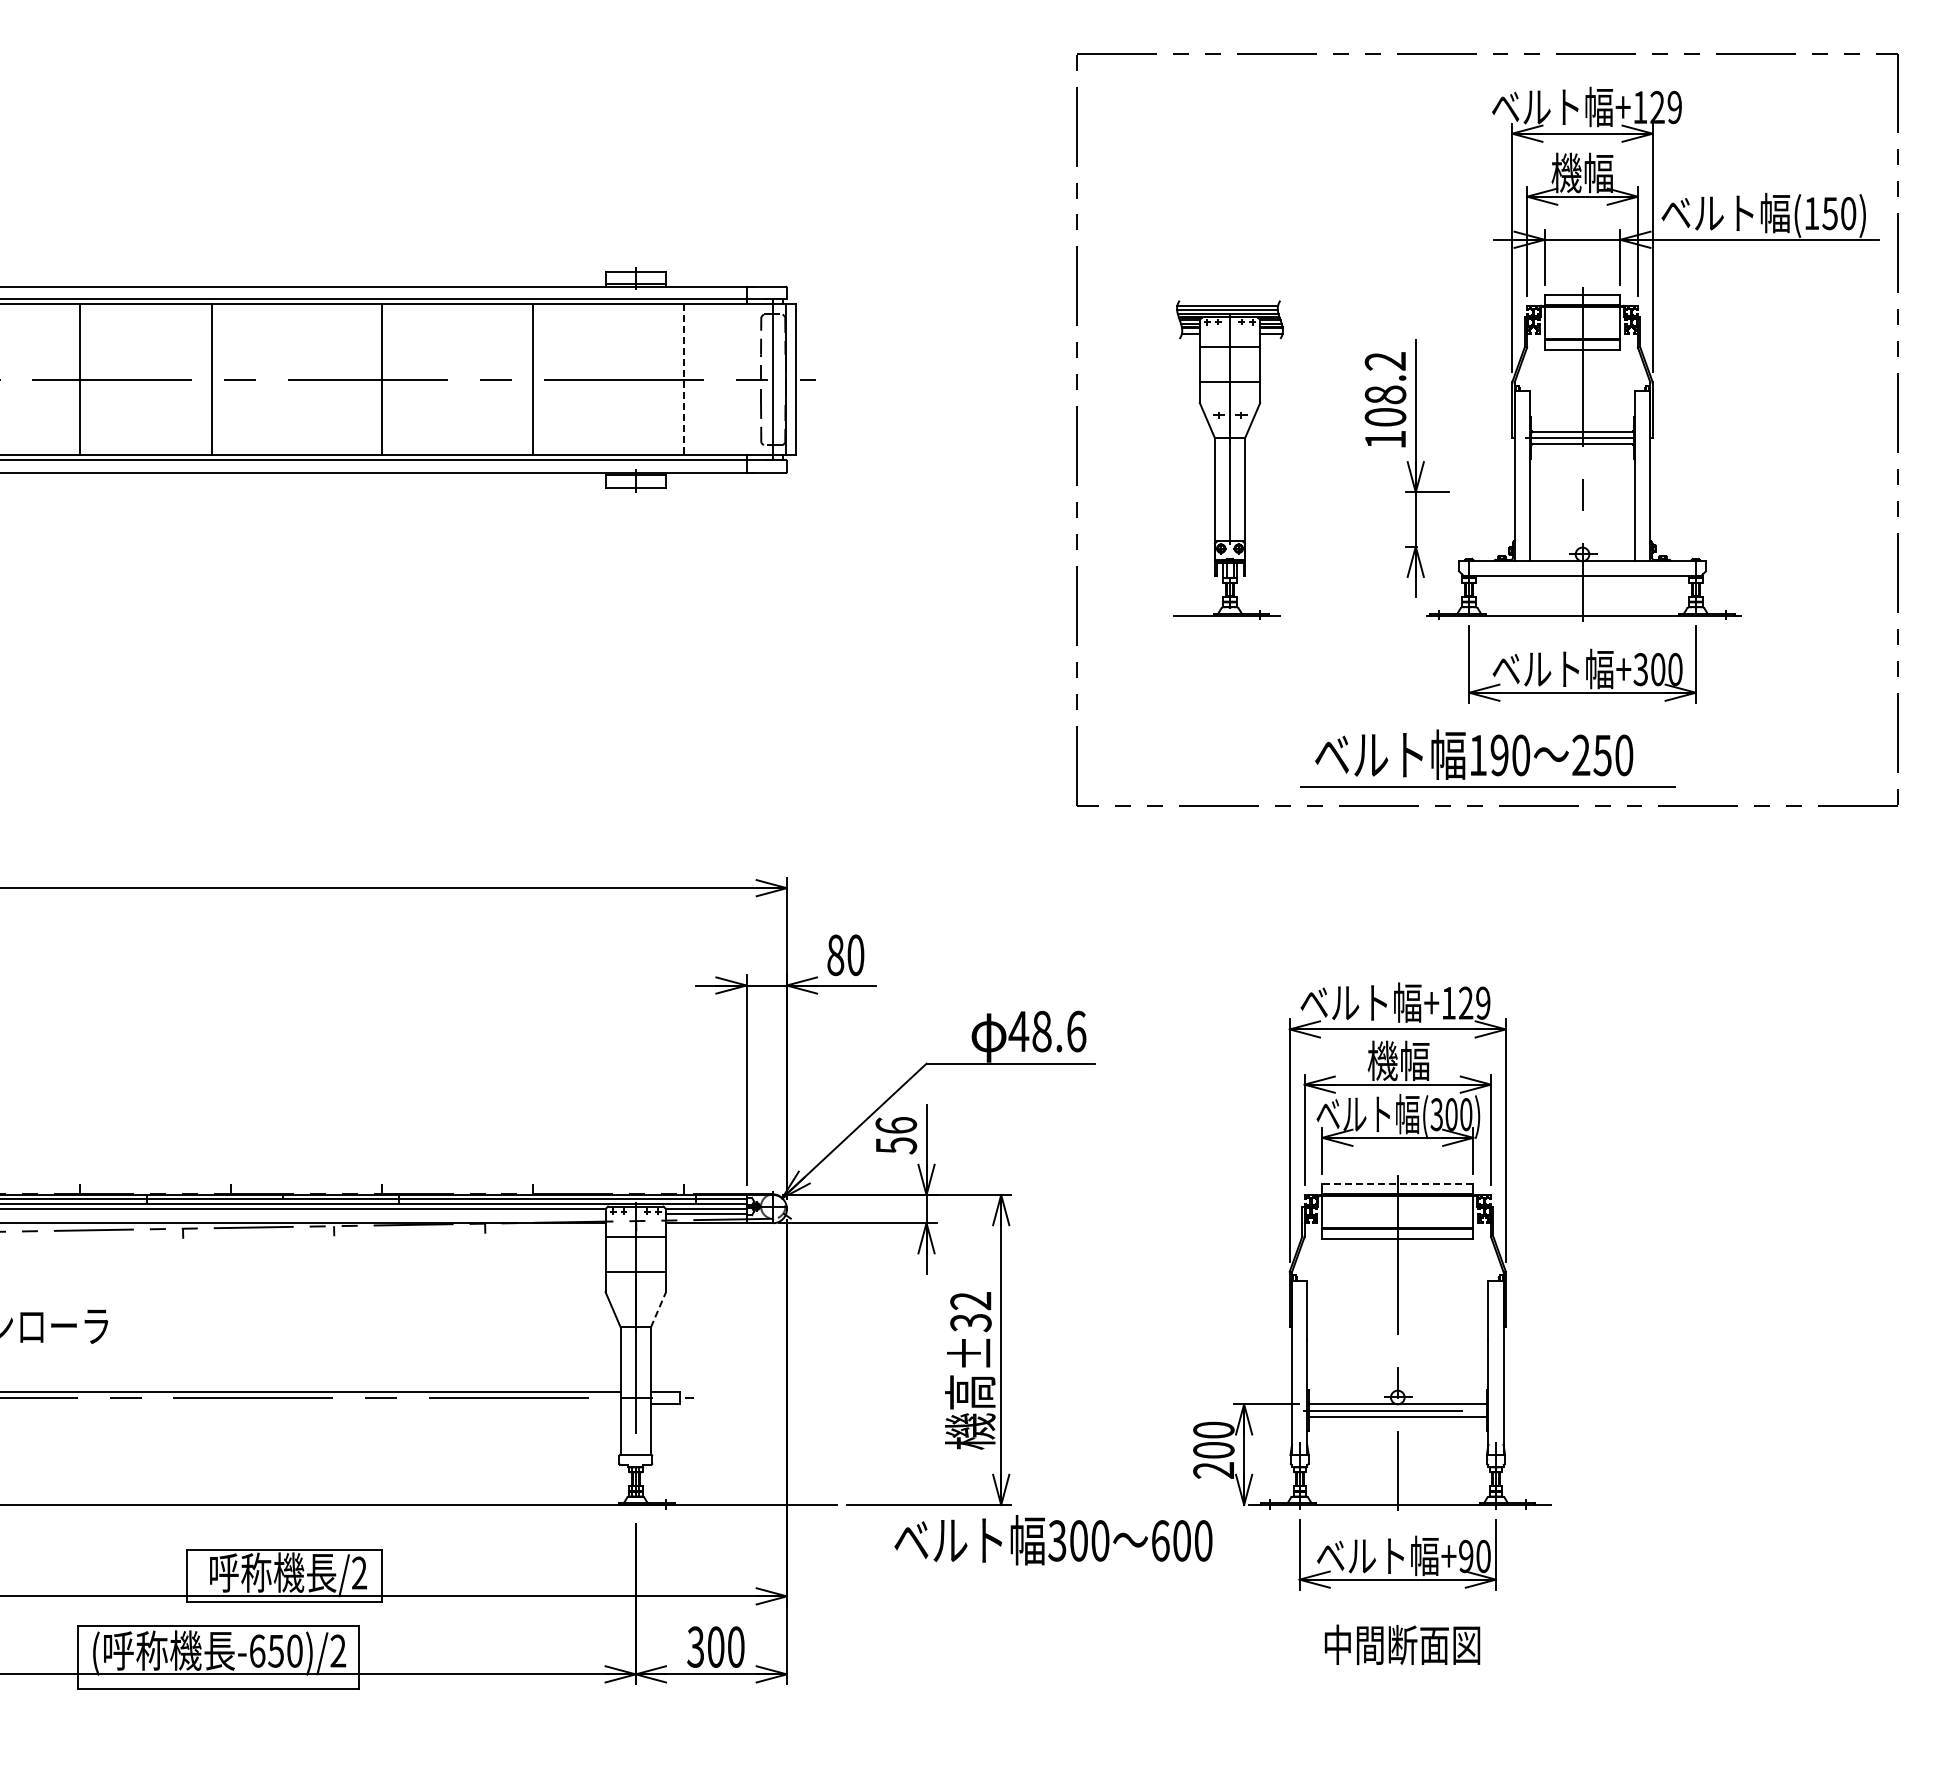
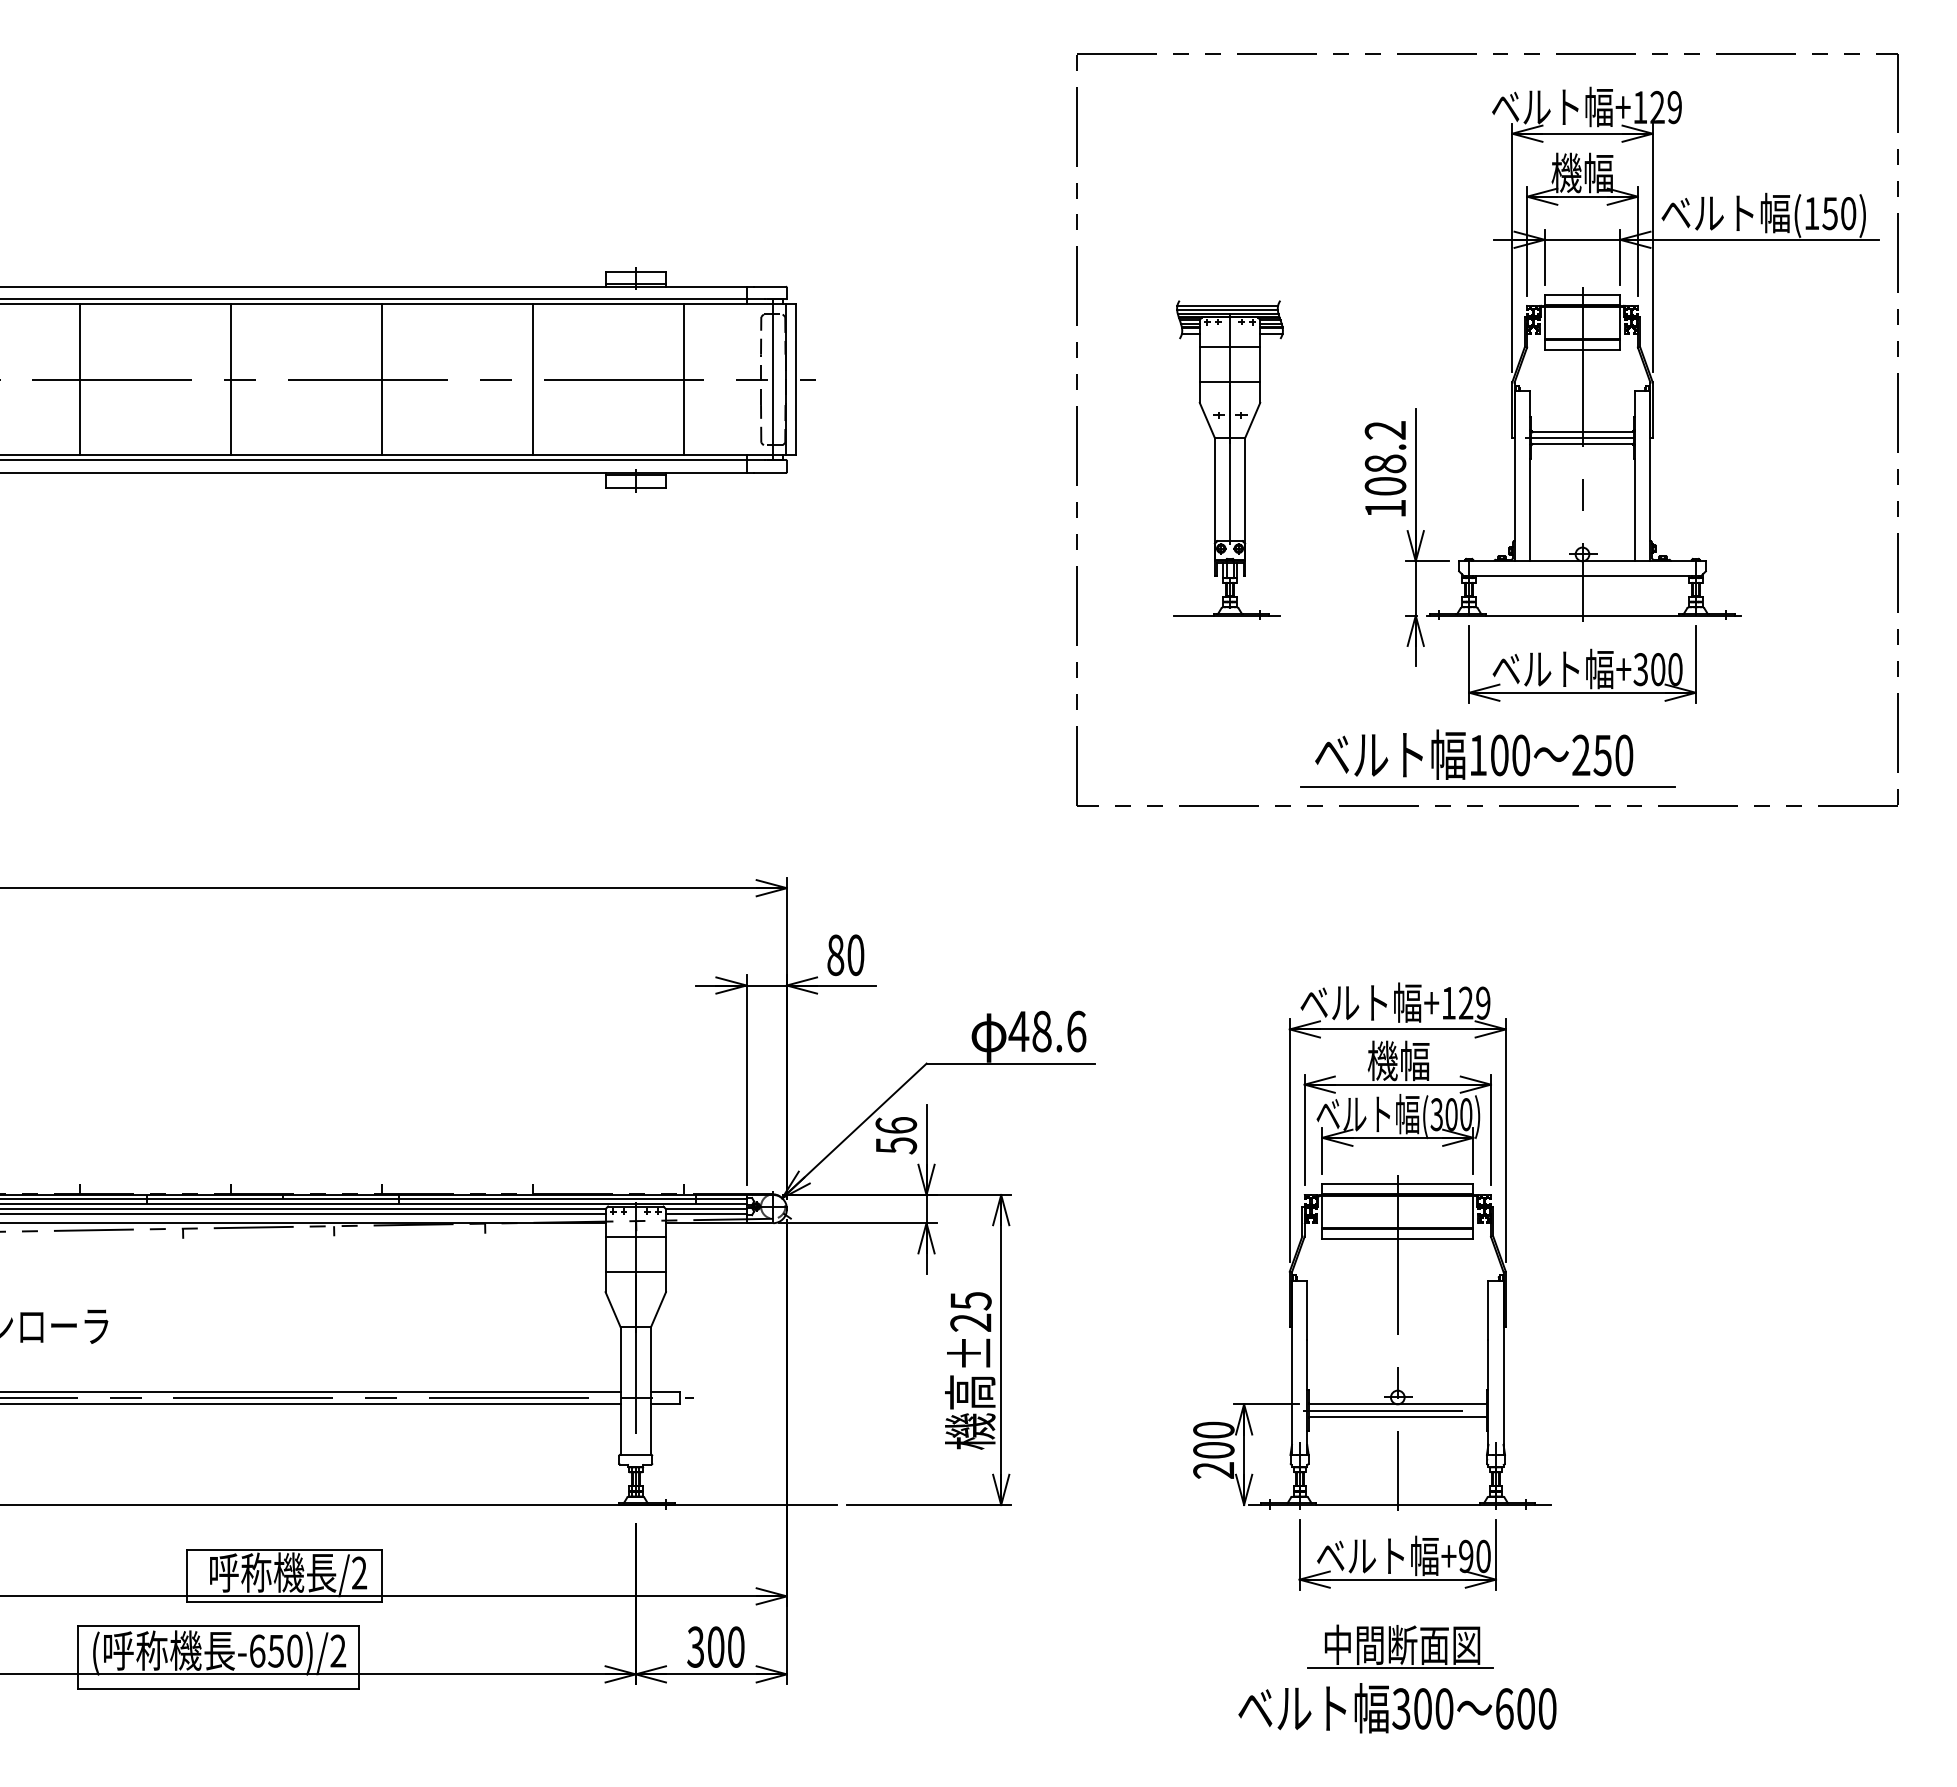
line position: (212, 379) -> (231, 379) (231, 379)
line: dashed -> solid (684, 379)
part position: (1406, 468) -> (1406, 537) (1406, 537)
text: 190 -> 100 (1499, 755)
line: dashed -> solid (1397, 1184)
line: none -> present (303, 1213)
line: dashed -> solid (658, 1309)
text: ±32 -> ±25 (970, 1312)
line: none -> present (311, 1404)
text position: (1053, 1540) -> (1397, 1708) (1397, 1708)
line: none -> present (1399, 1667)
